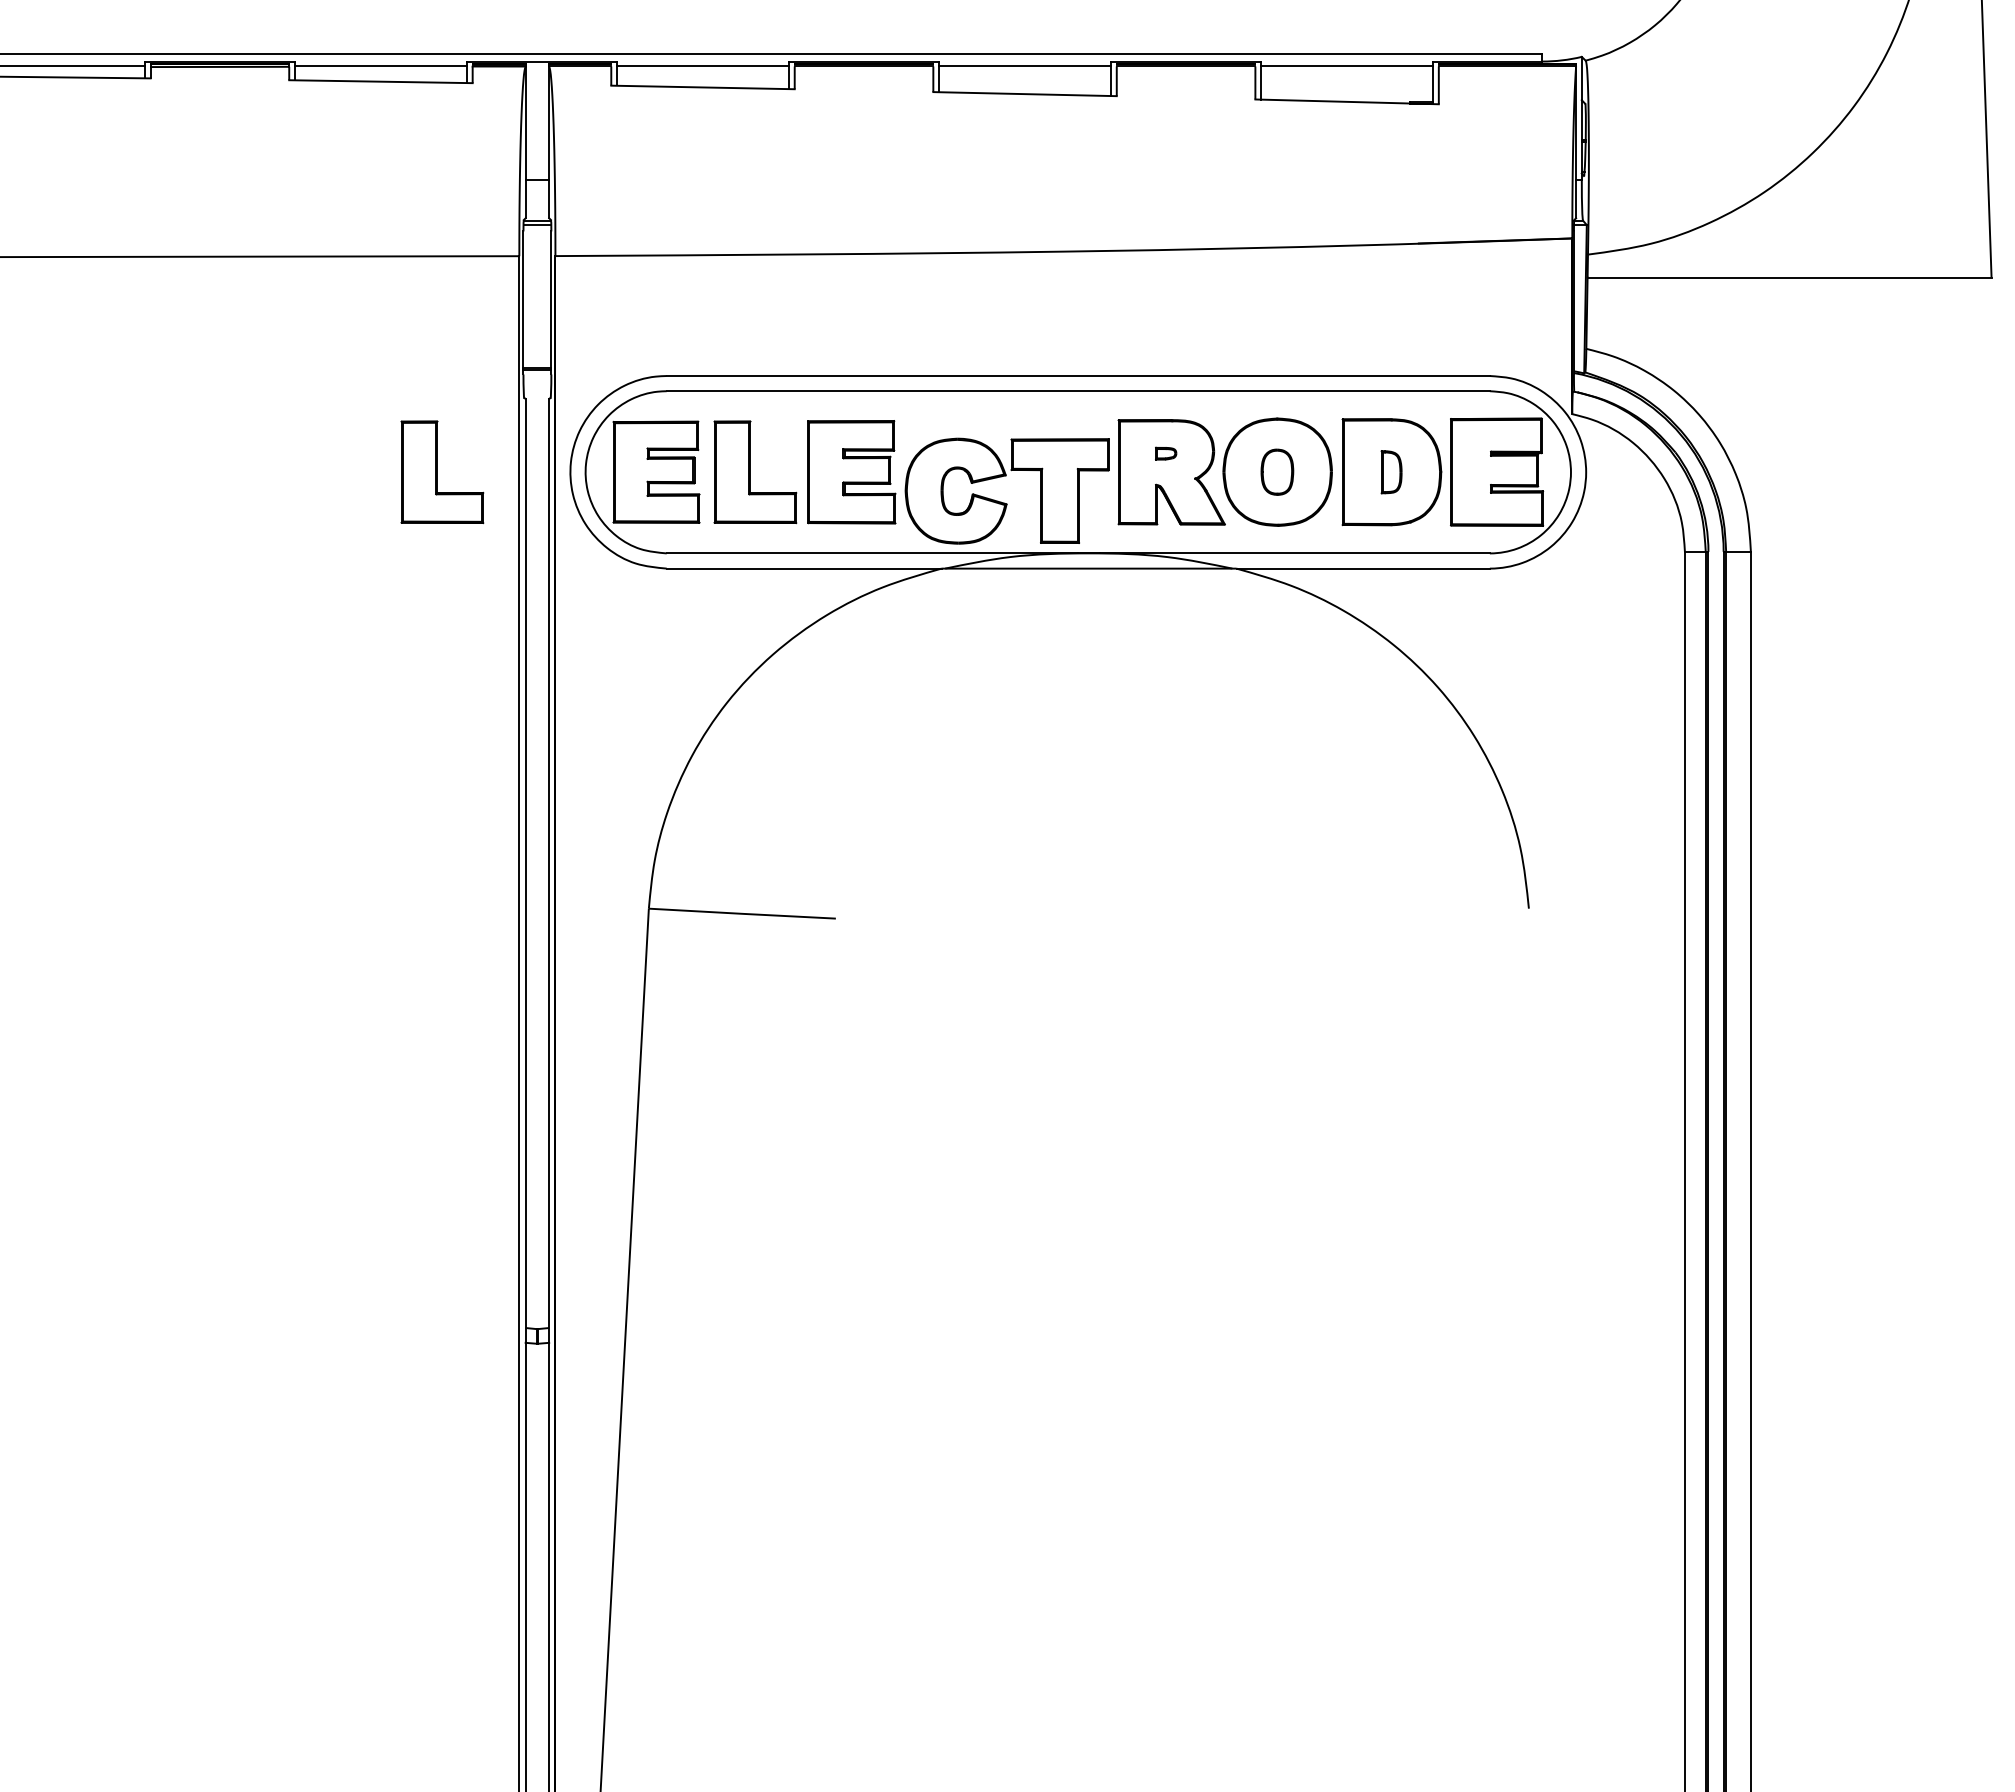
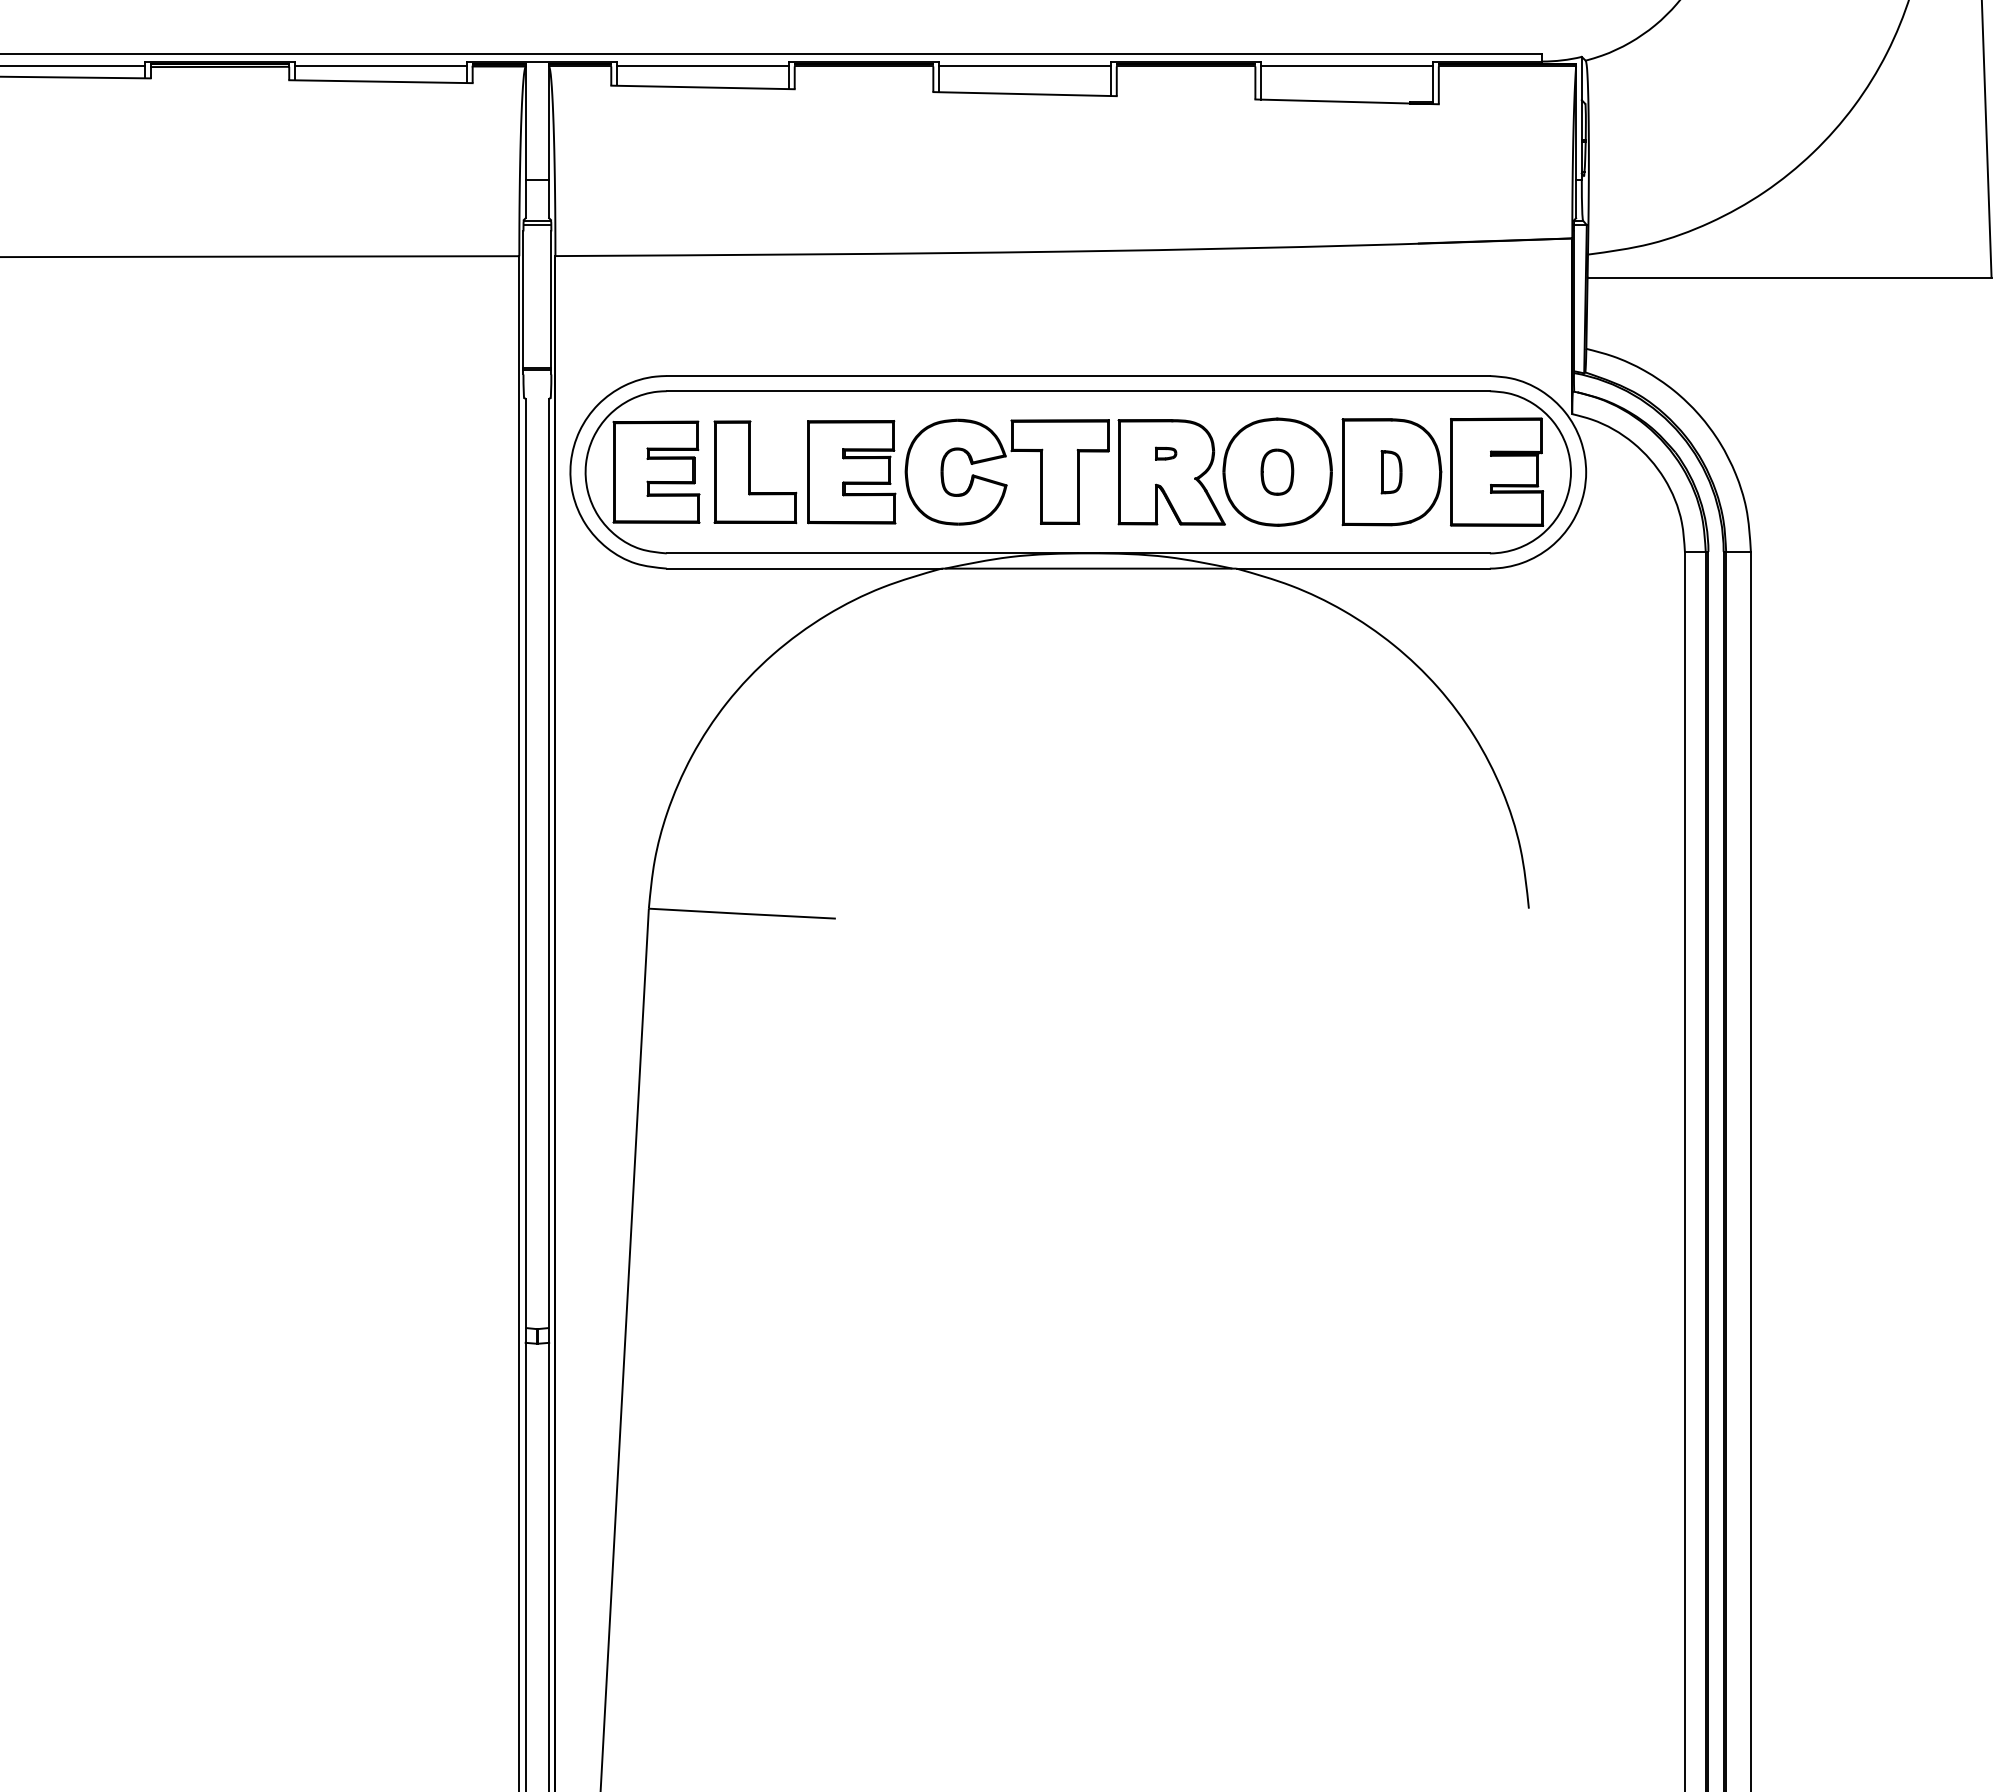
part: present -> none (442, 472)
part position: (1001, 501) -> (1001, 482) (1001, 482)
